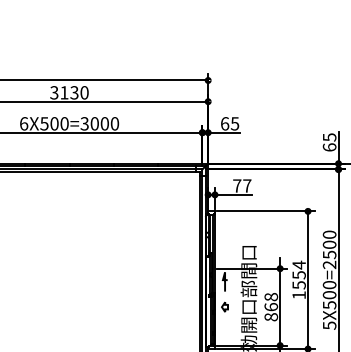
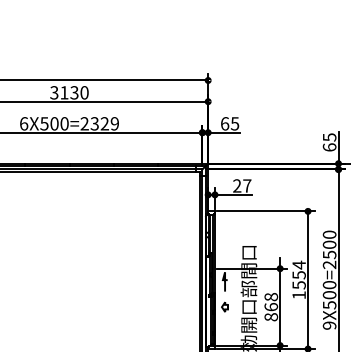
text: 6X500=3000 -> 6X500=2329 (99, 123)
text: 77 -> 27 (237, 185)
text: 5X500=2500 -> 9X500=2500 (329, 325)
